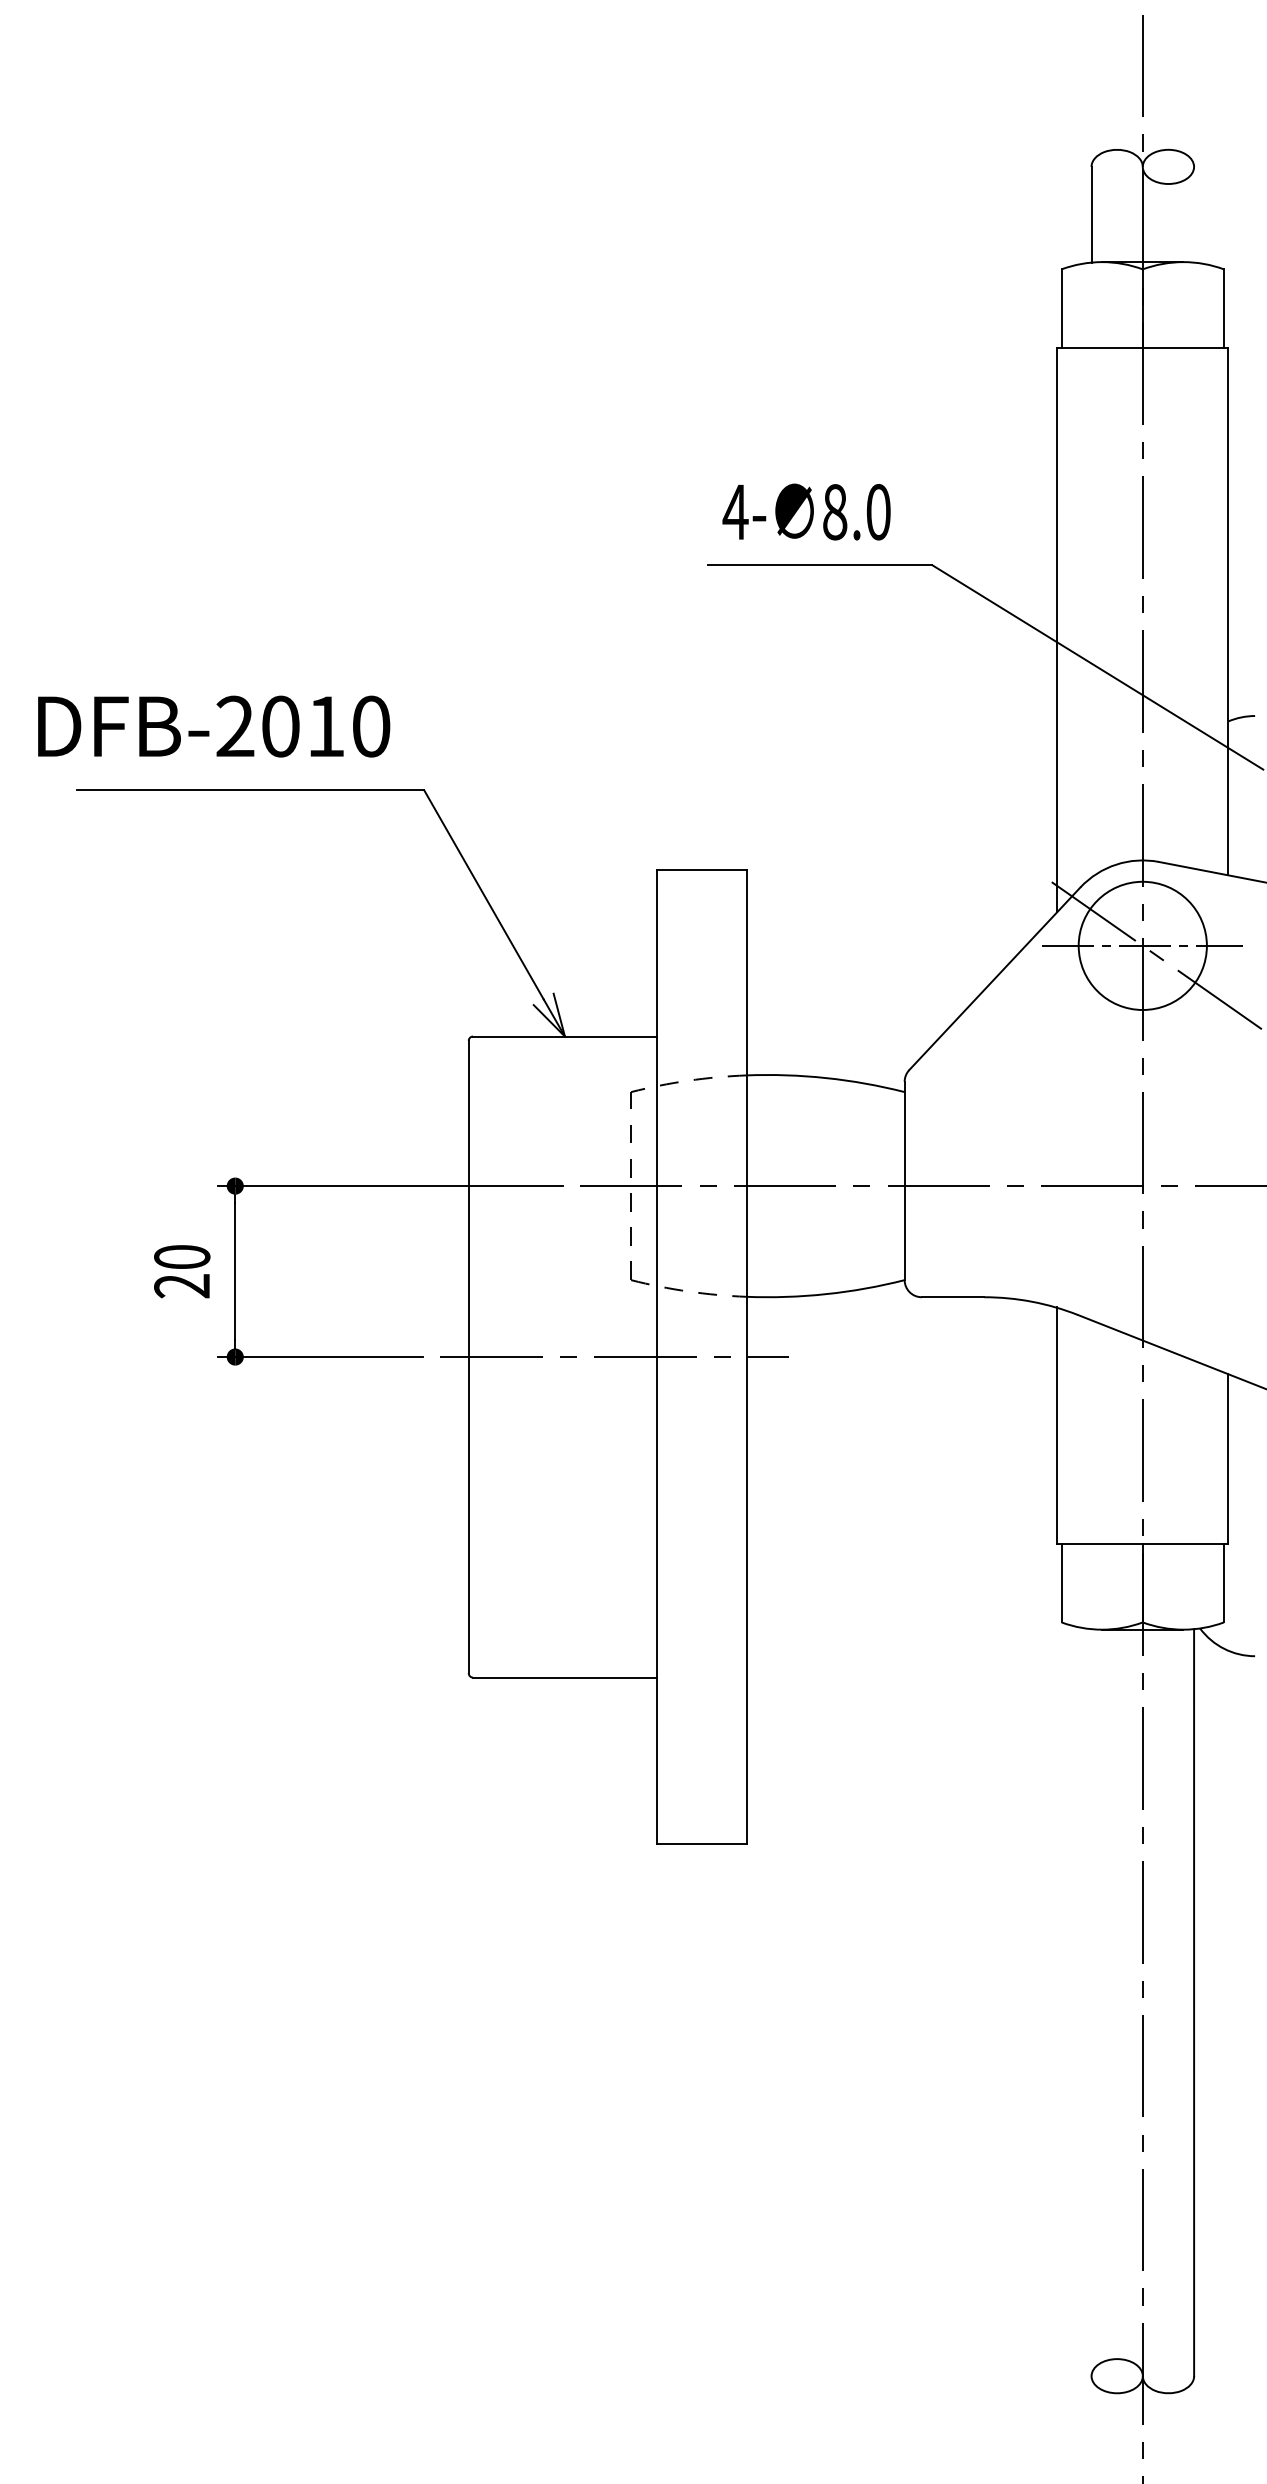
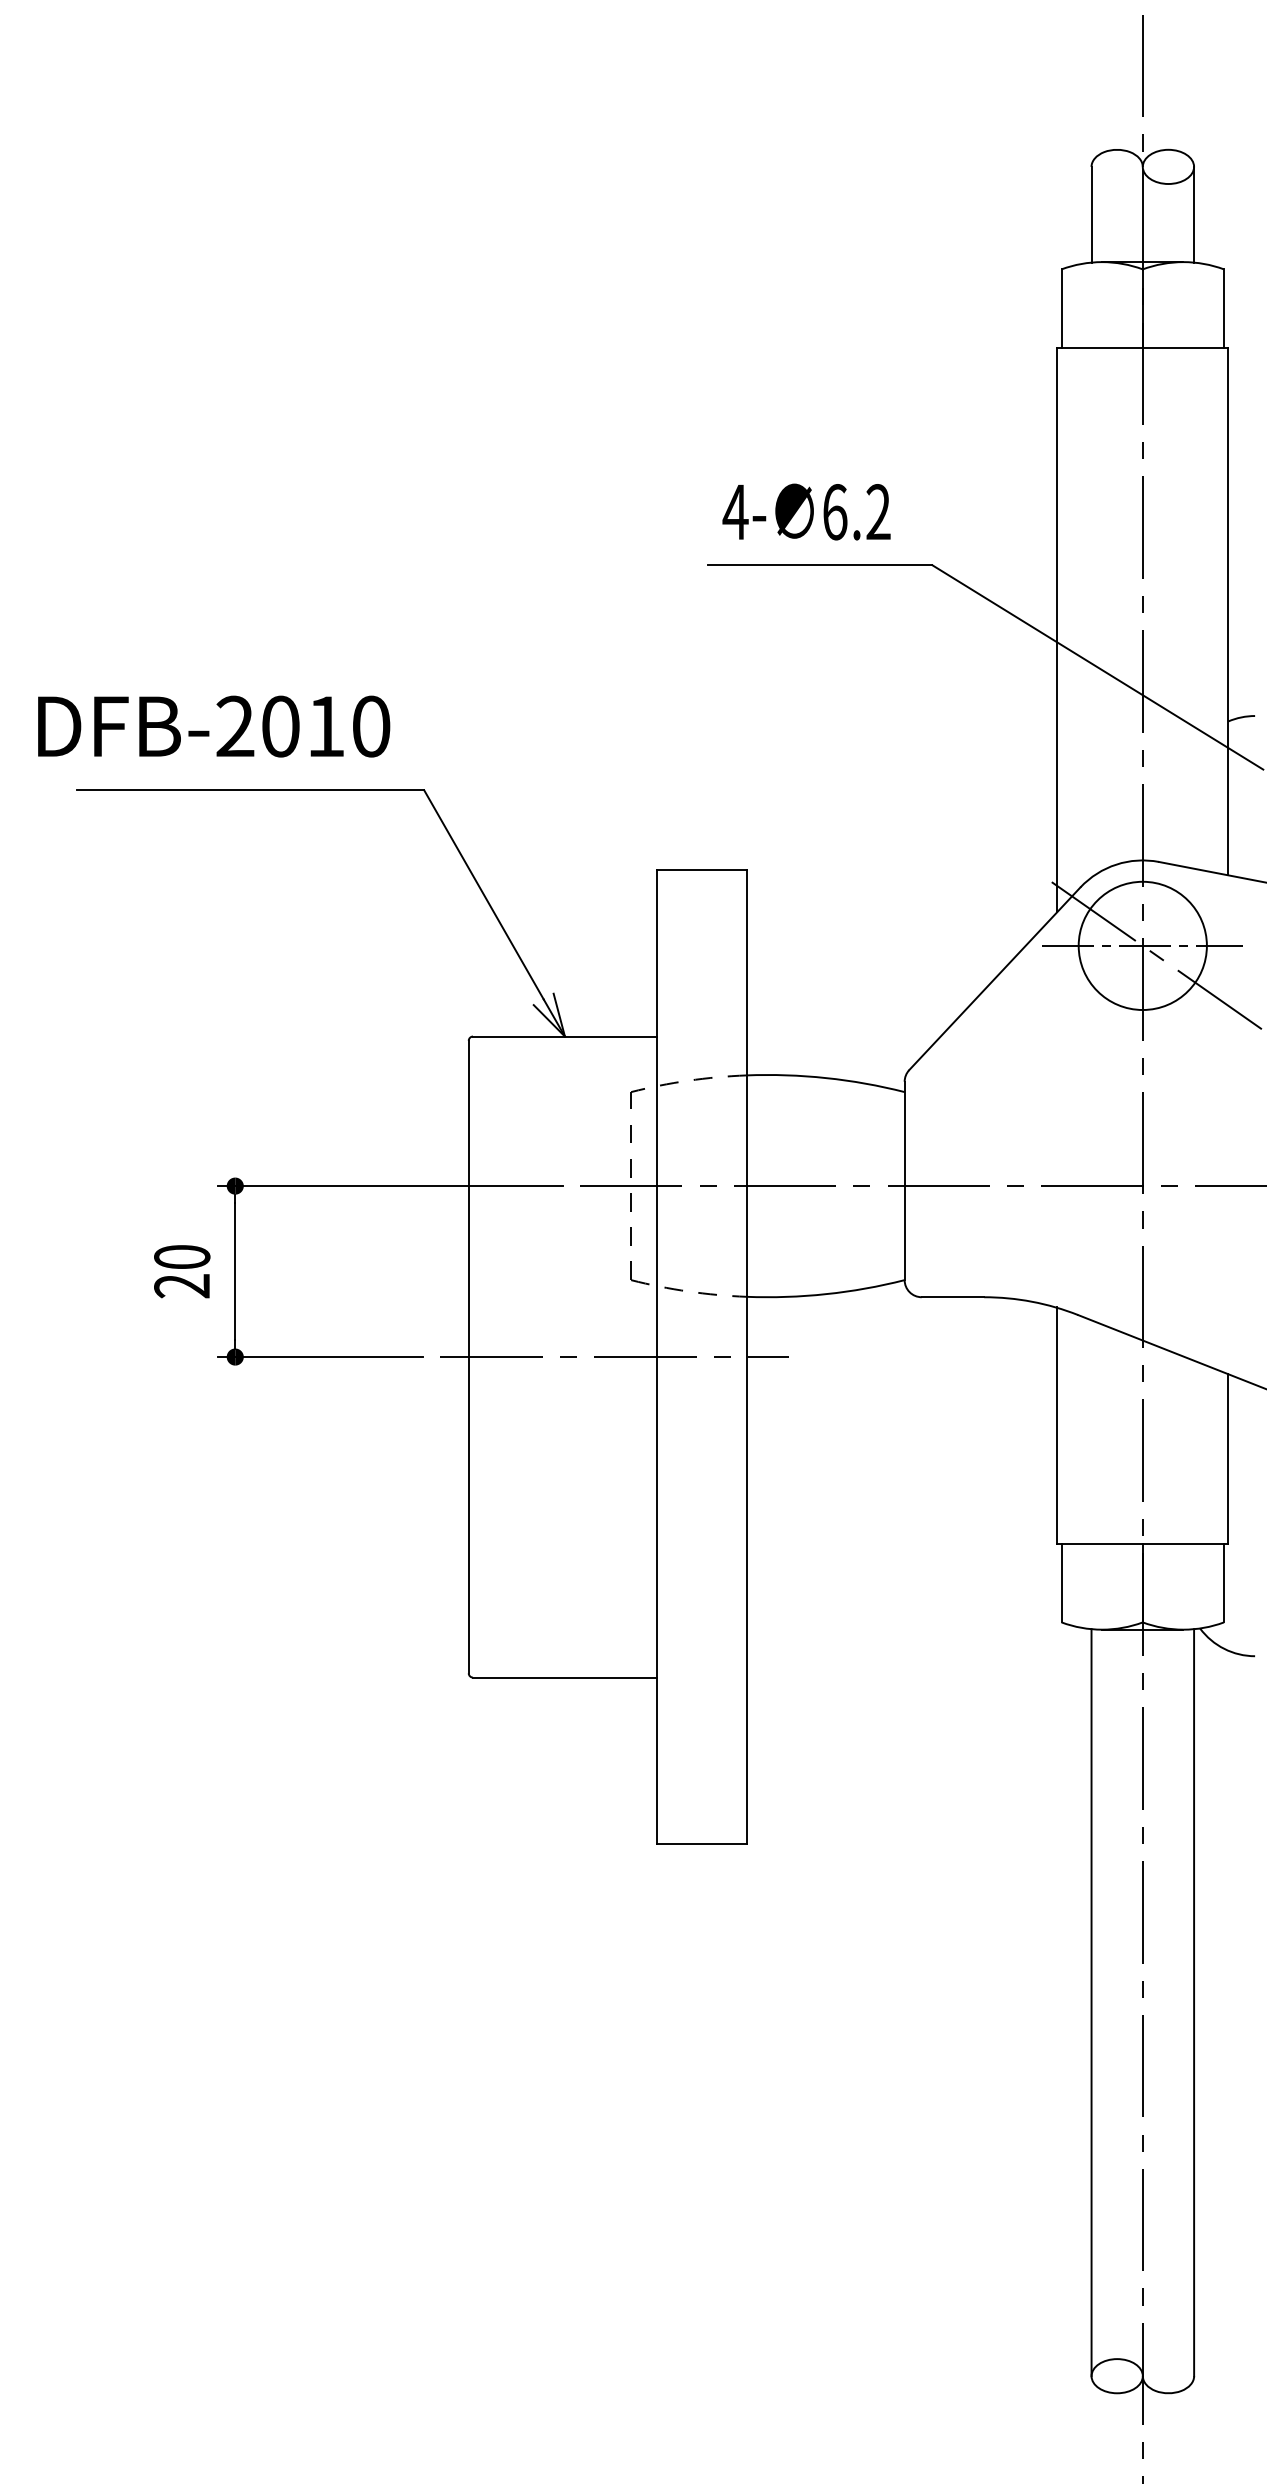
line: none -> present (1194, 214)
text: 8.0 -> 6.2 (856, 512)
line: none -> present (1091, 2002)
